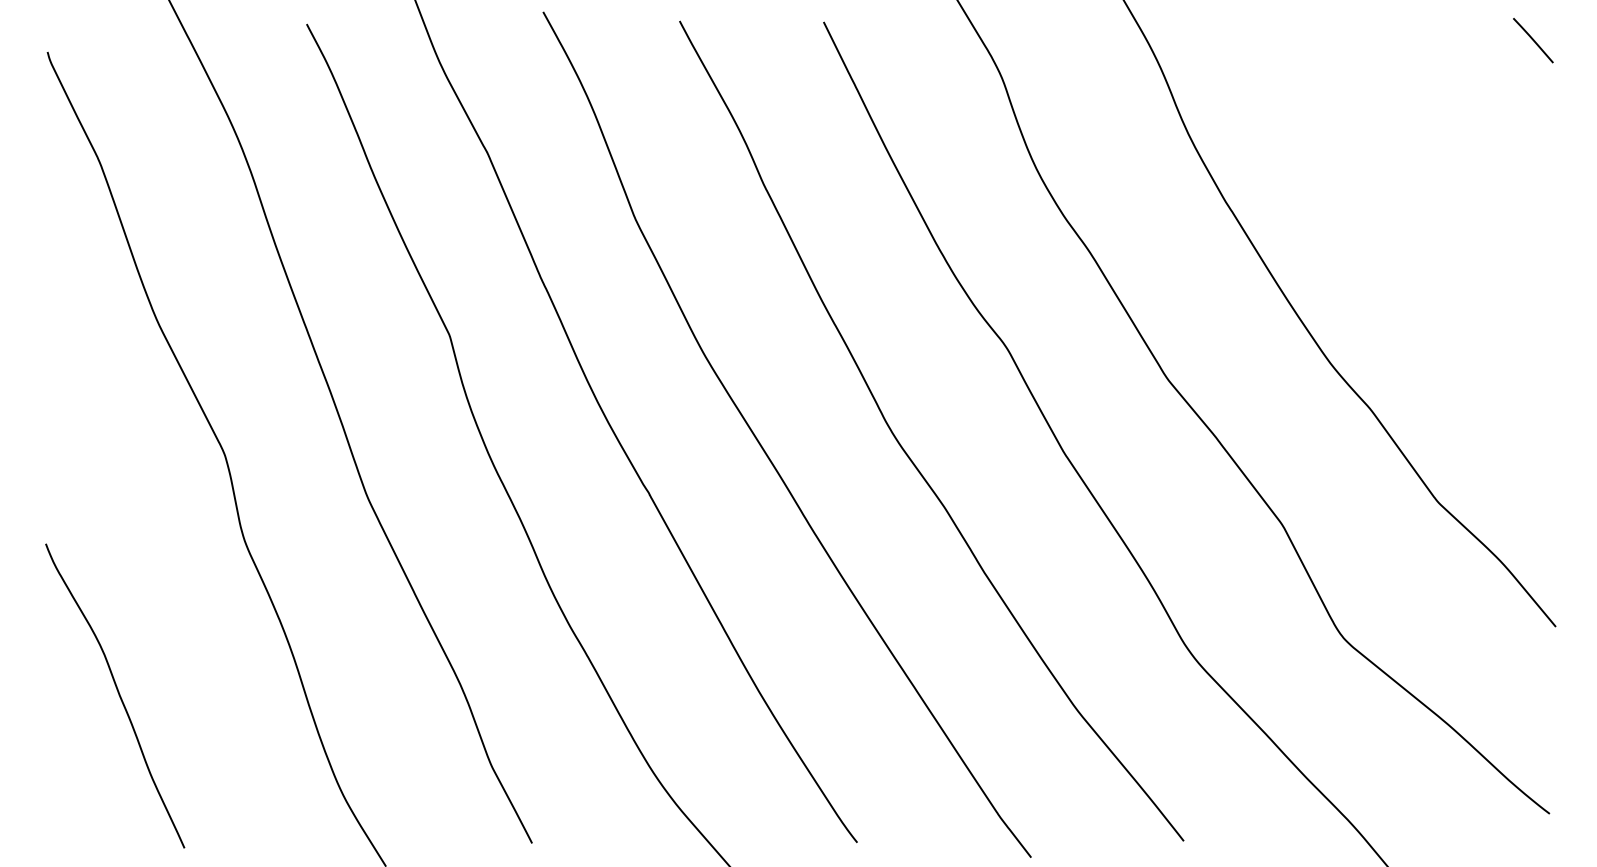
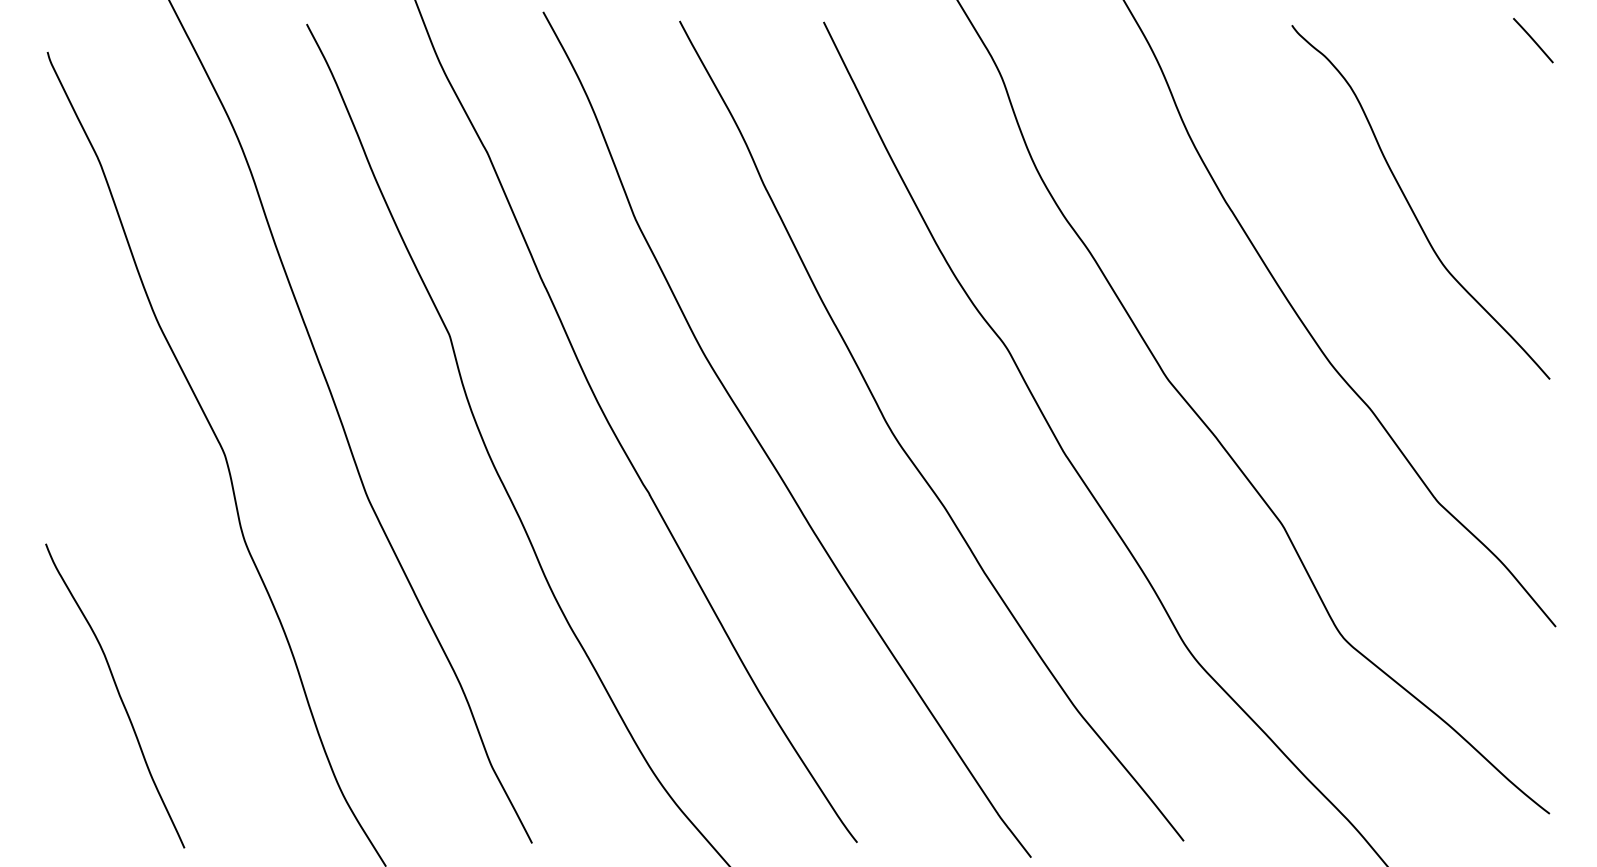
curve: none -> present (1411, 206)
